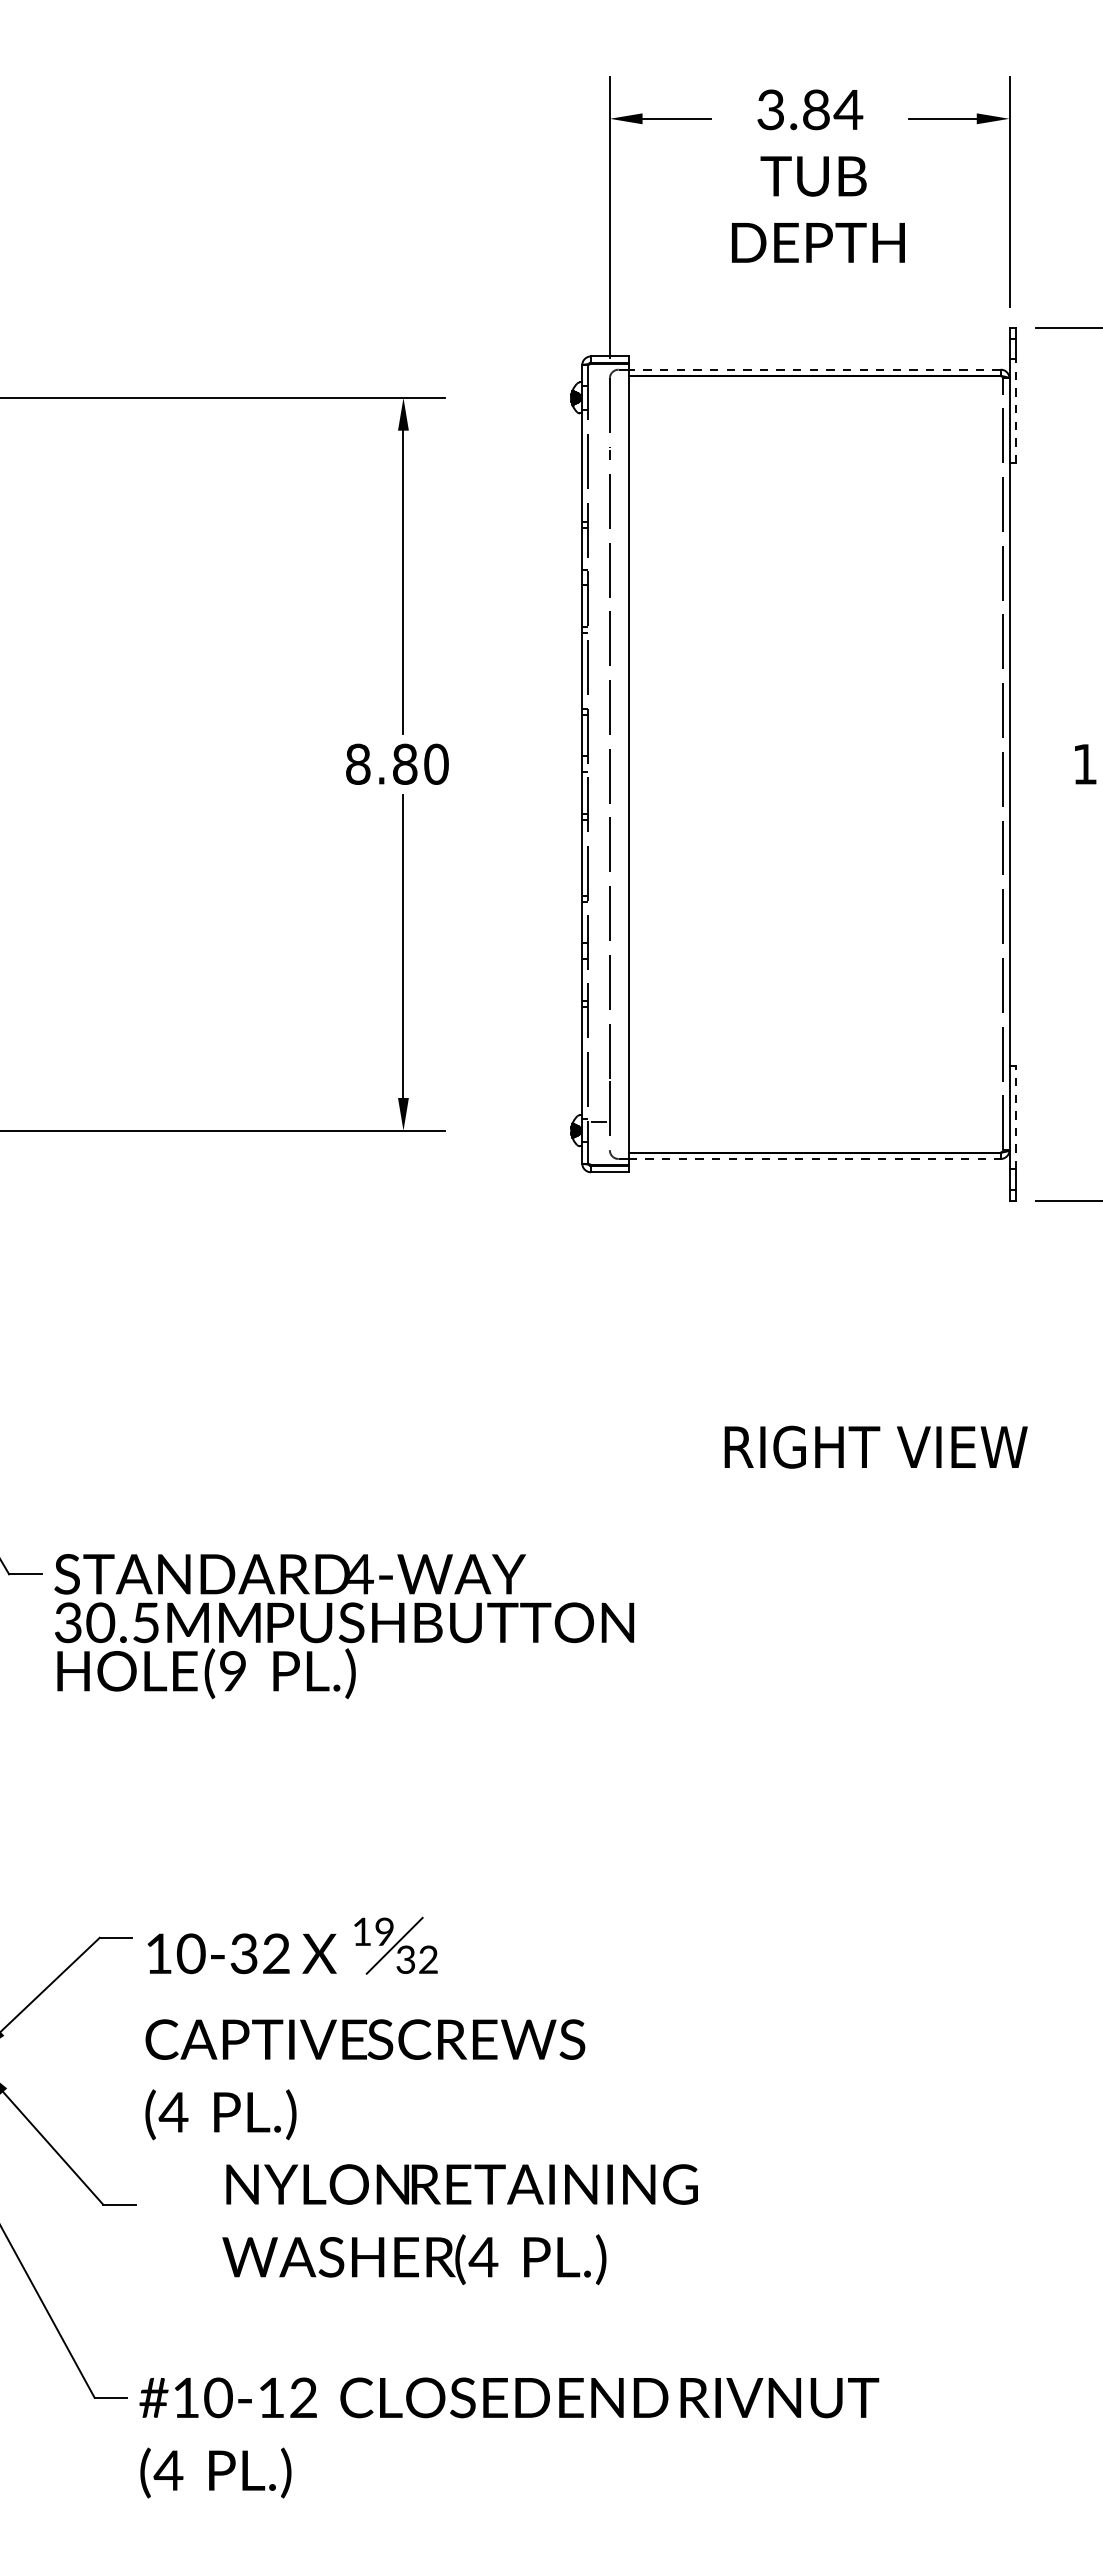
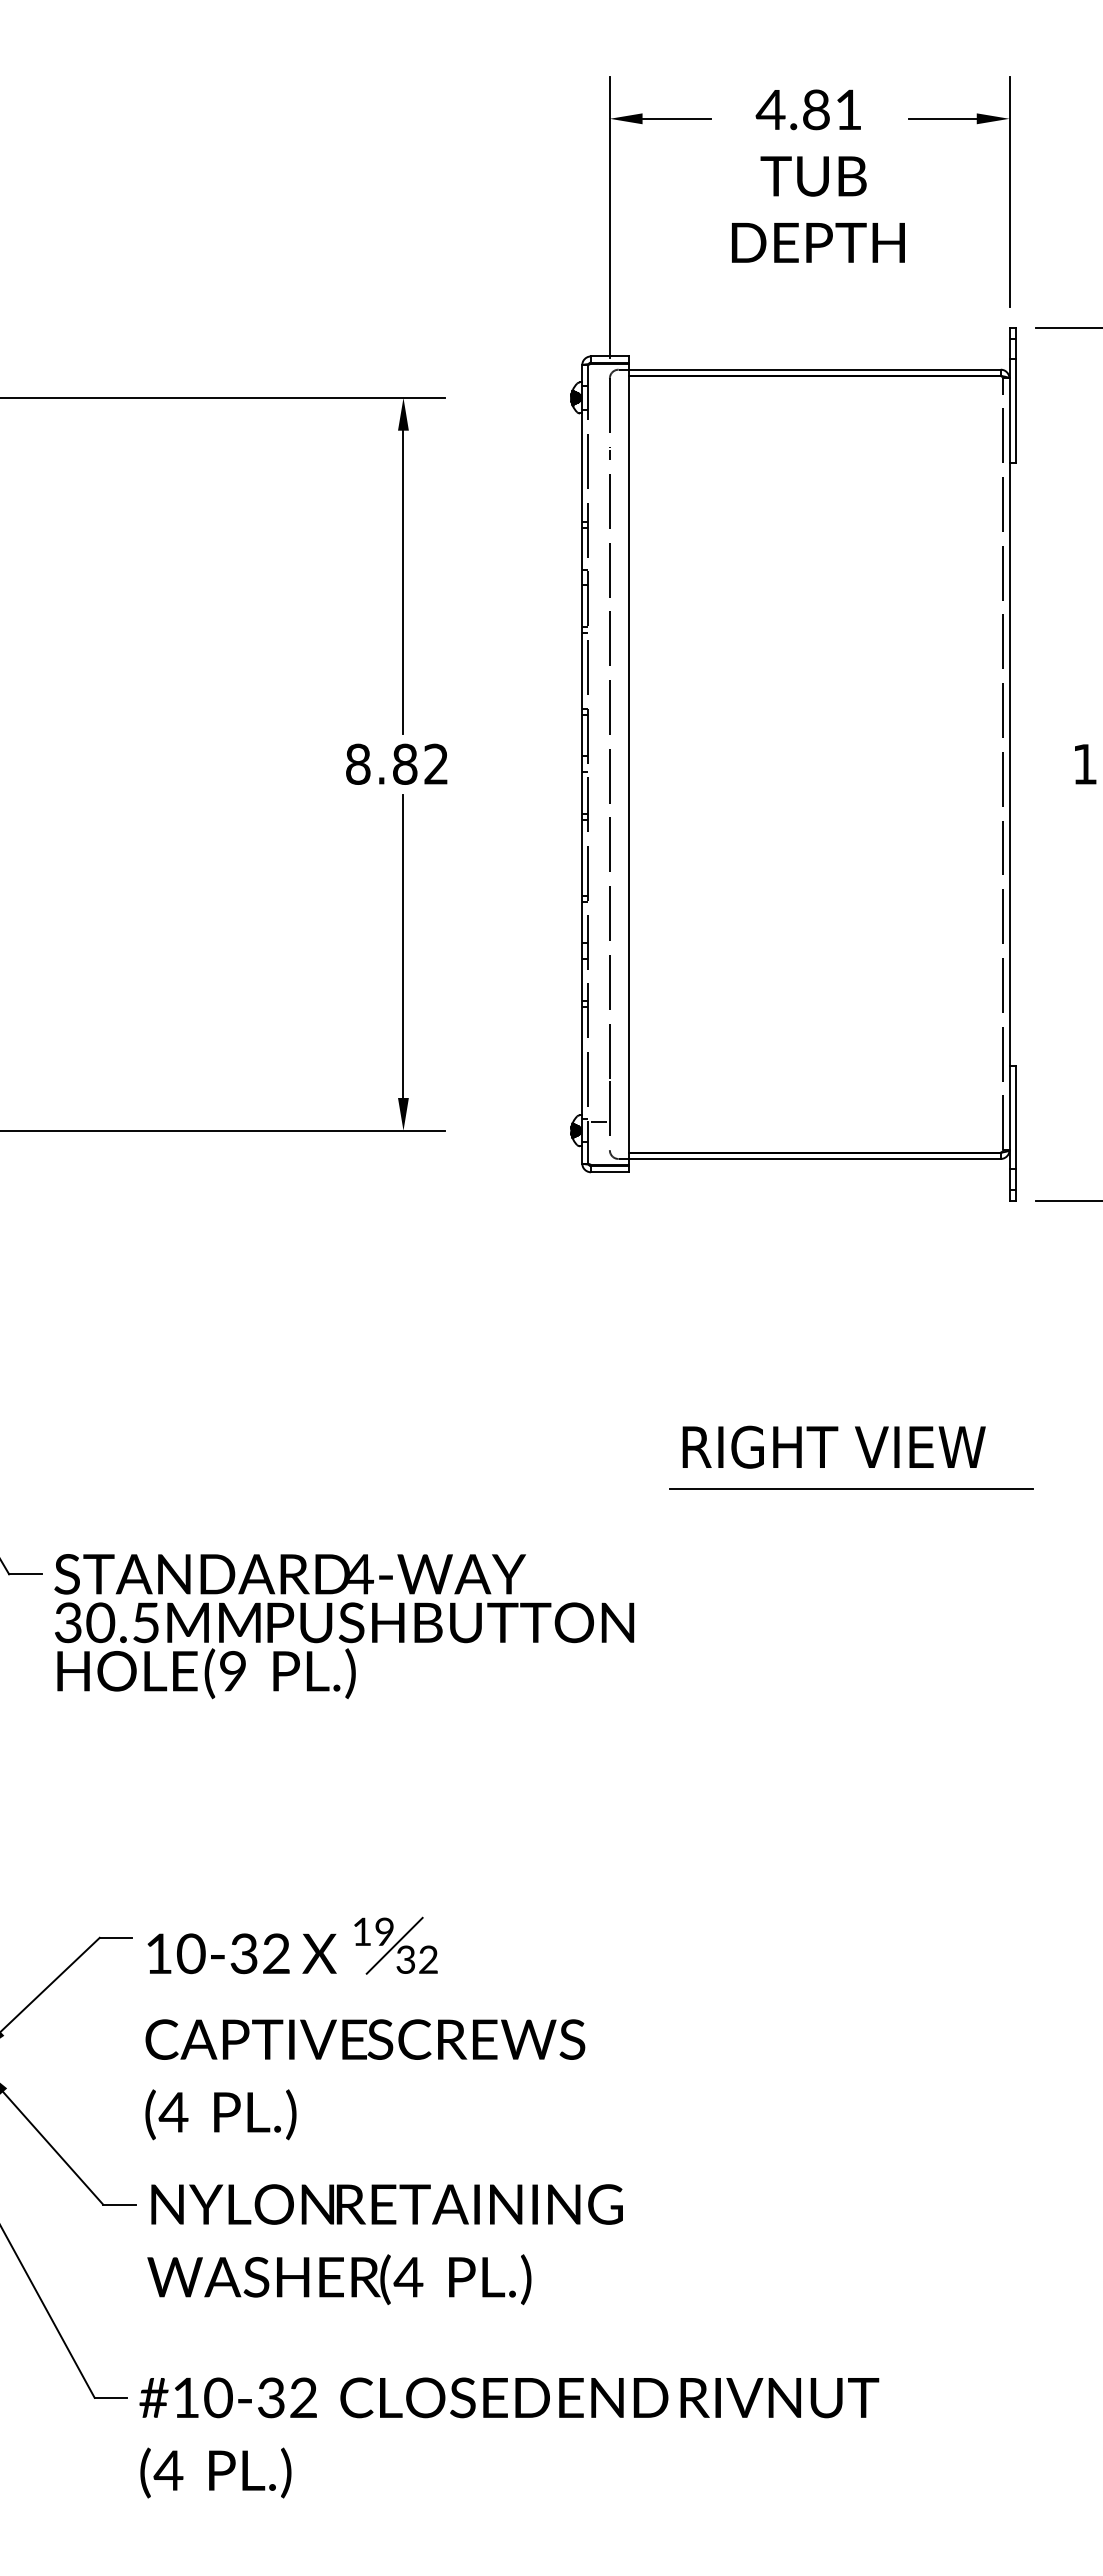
text: 3.84 -> 4.81 (809, 109)
line: dashed -> solid (814, 369)
line: dashed -> solid (1015, 411)
text: 8.80 -> 8.82 (436, 763)
line: dashed -> solid (1015, 1117)
line: dashed -> solid (814, 1159)
text position: (875, 1446) -> (833, 1446) (833, 1446)
line: none -> present (850, 1488)
text position: (459, 2224) -> (384, 2244) (384, 2244)
text: #10-12 -> #10-32 (271, 2397)
